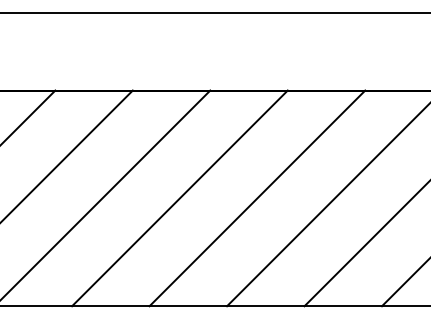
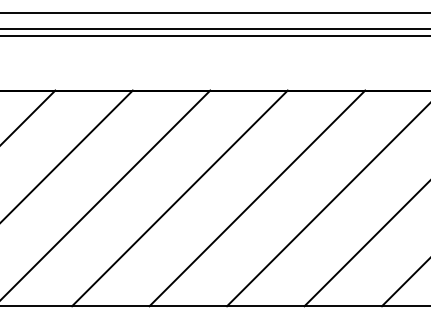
line: none -> present (214, 28)
line: none -> present (214, 35)
